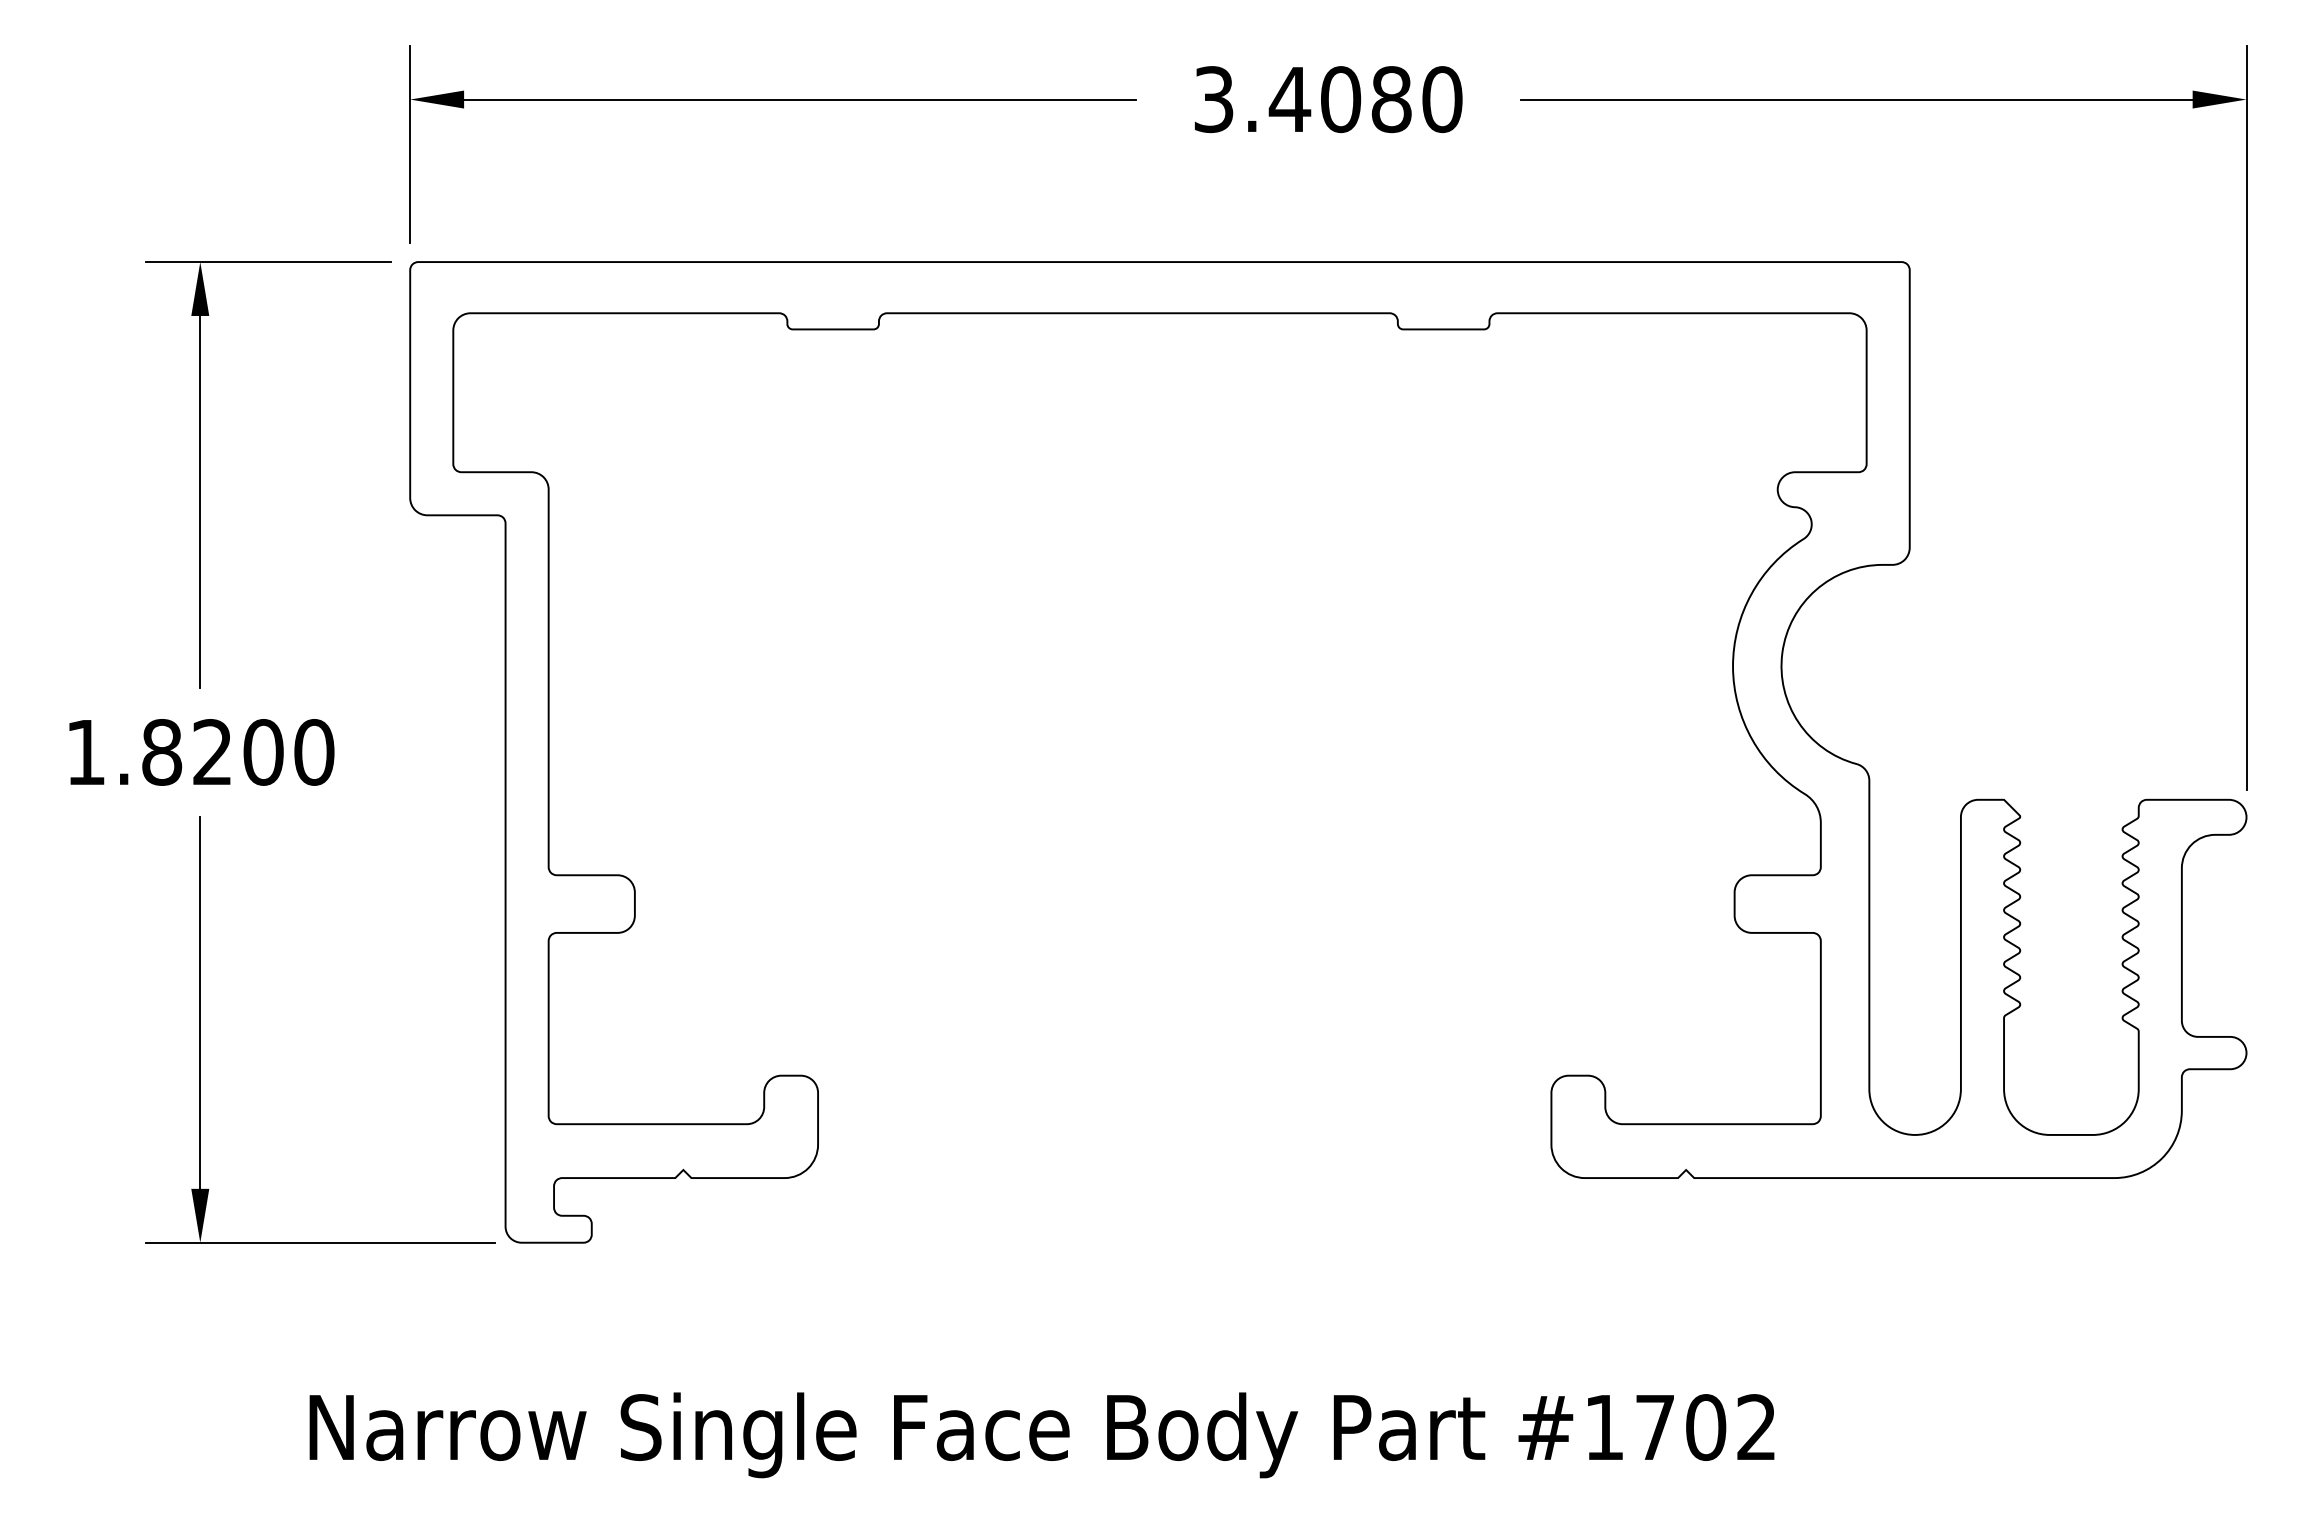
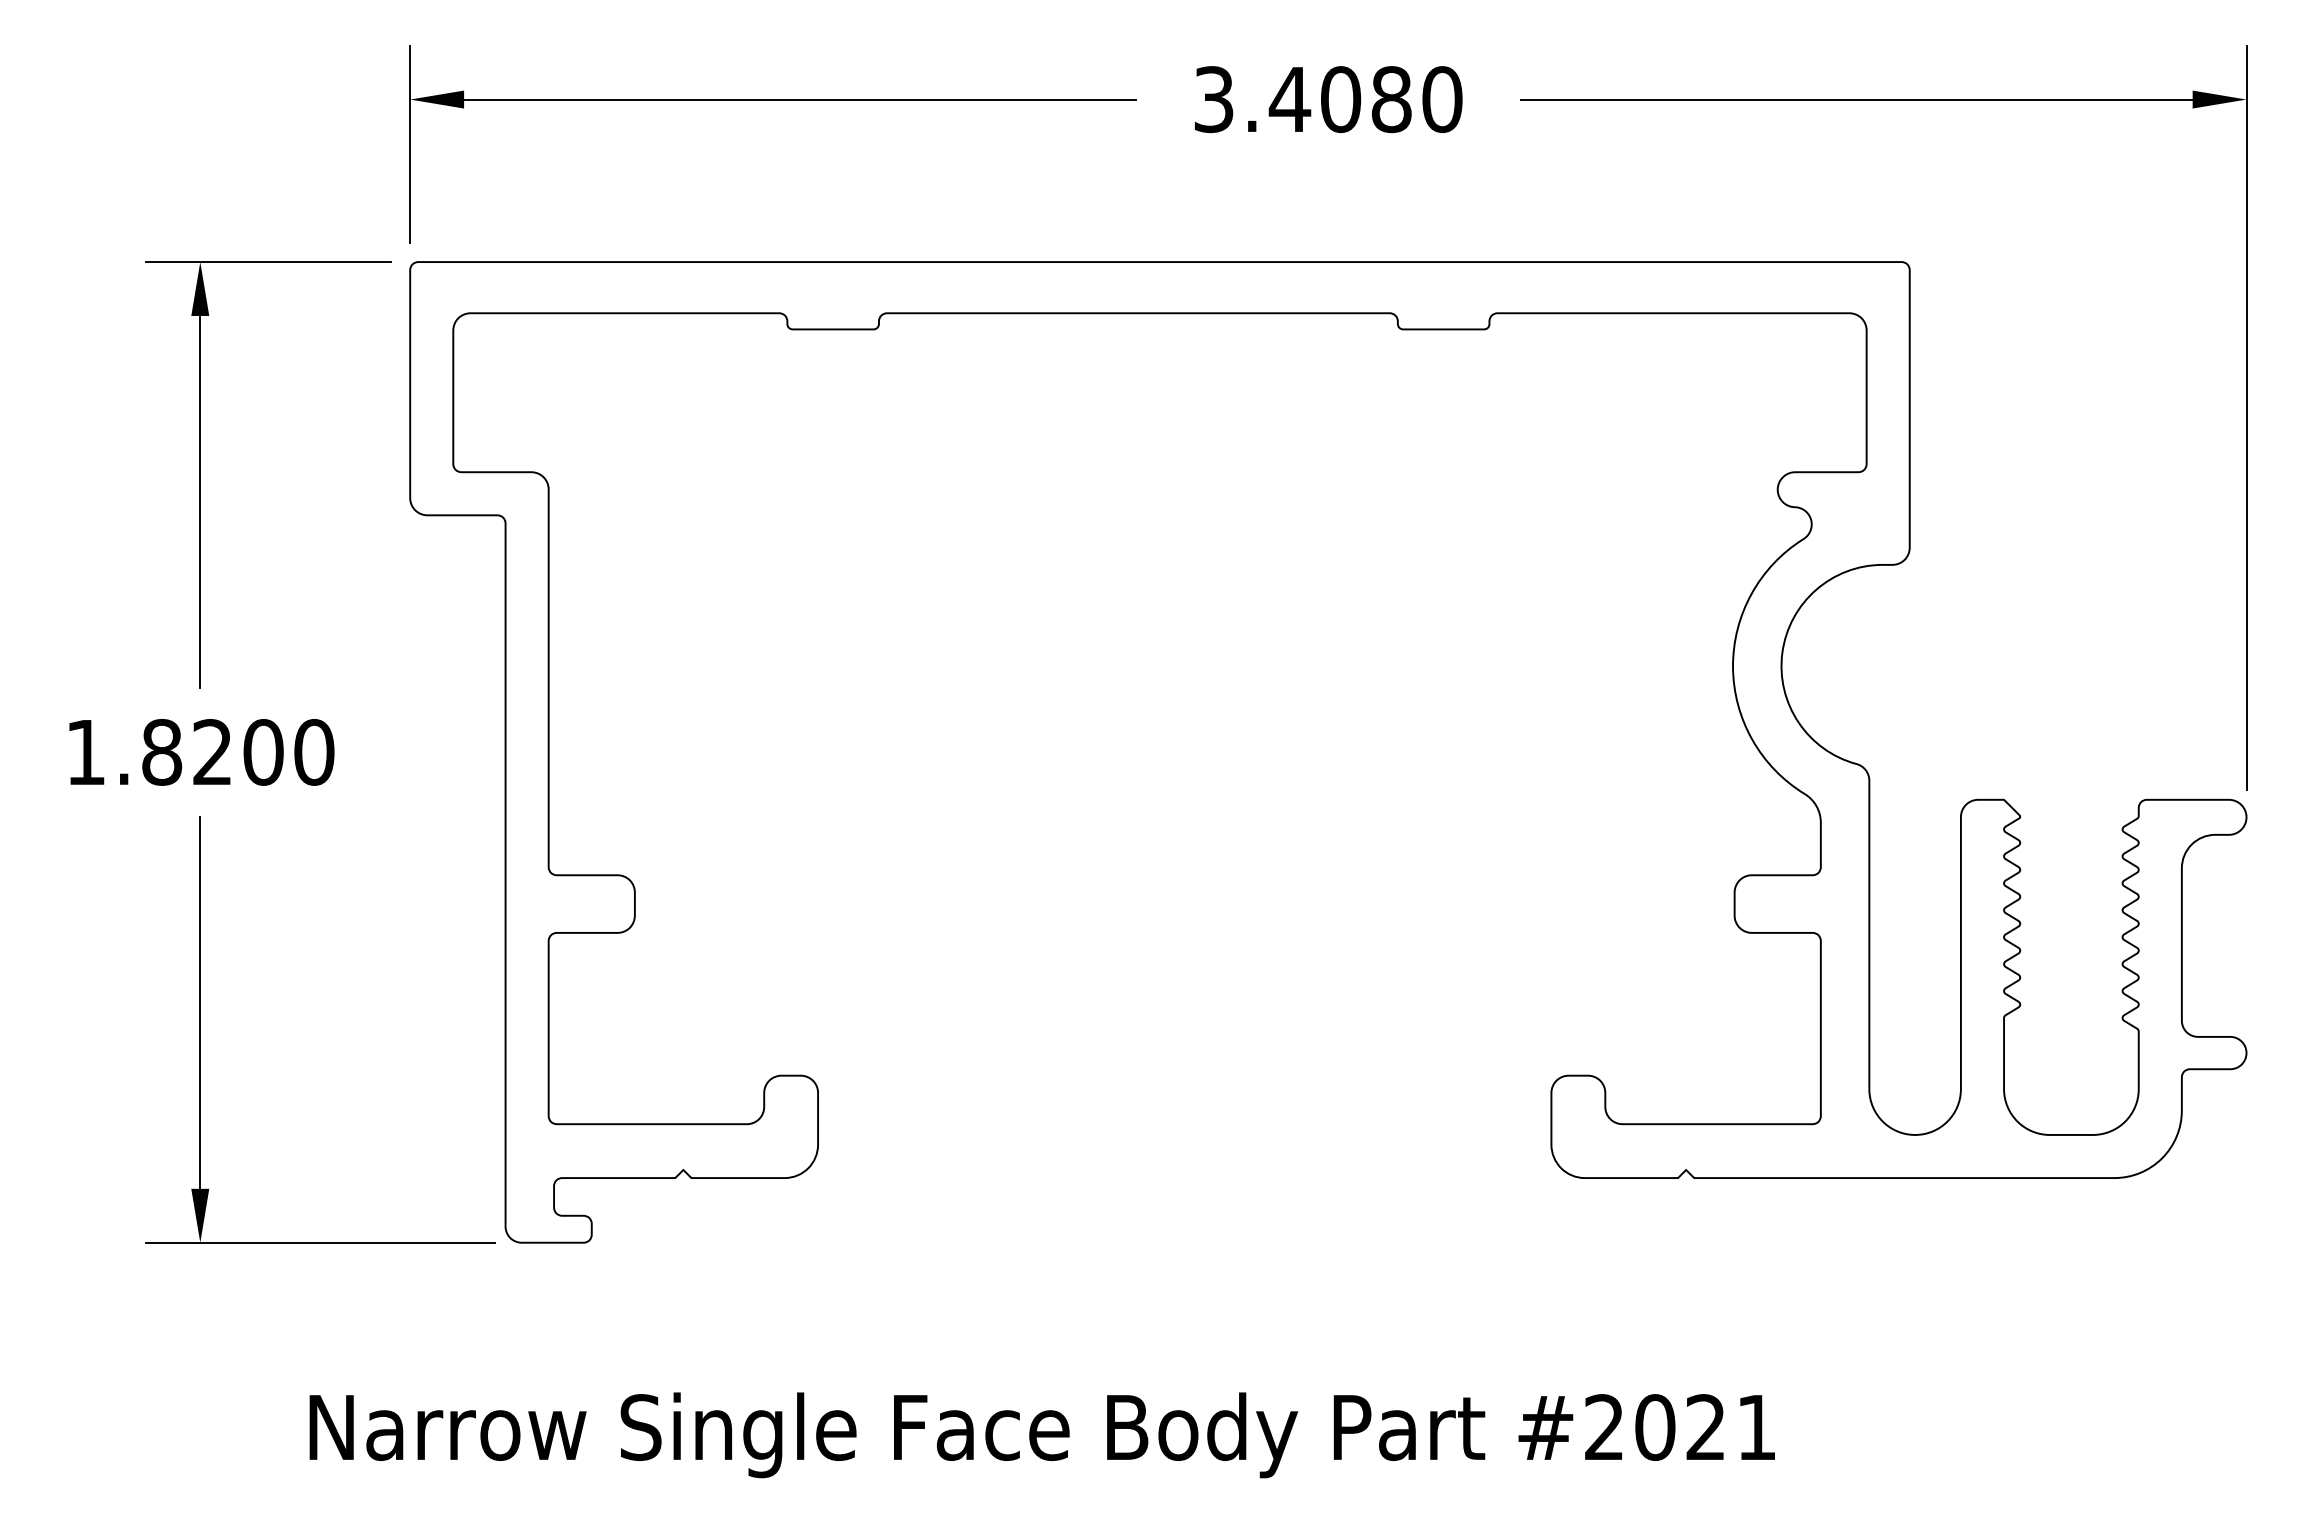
text: #1702 -> #2021 (1679, 1427)
